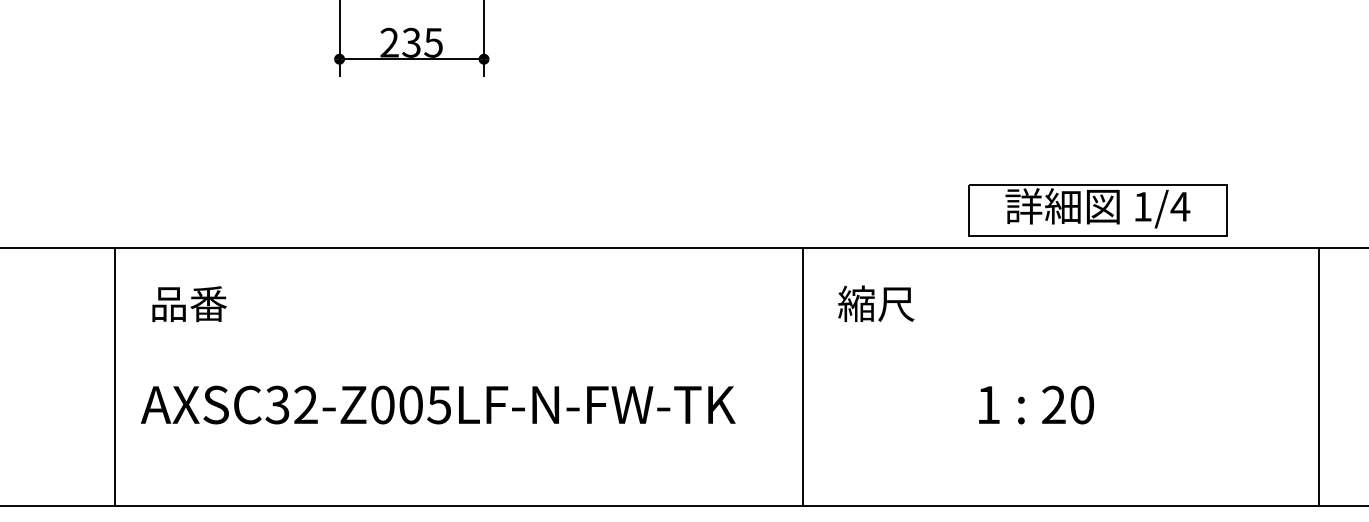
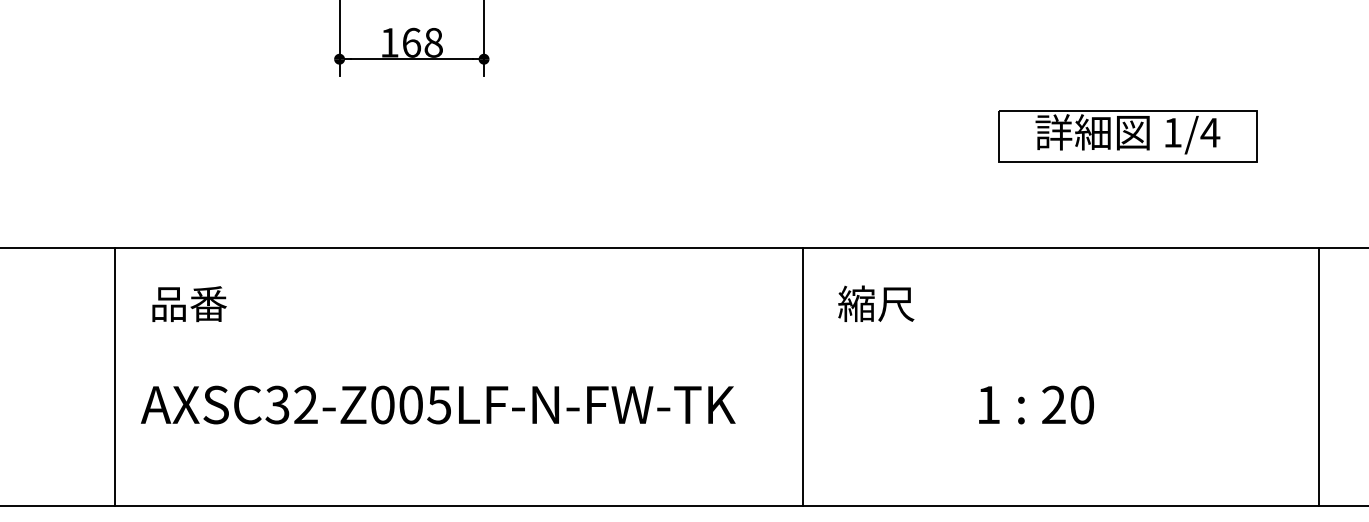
text: 235 -> 168 (411, 42)
part position: (1097, 210) -> (1127, 136) (1127, 136)
